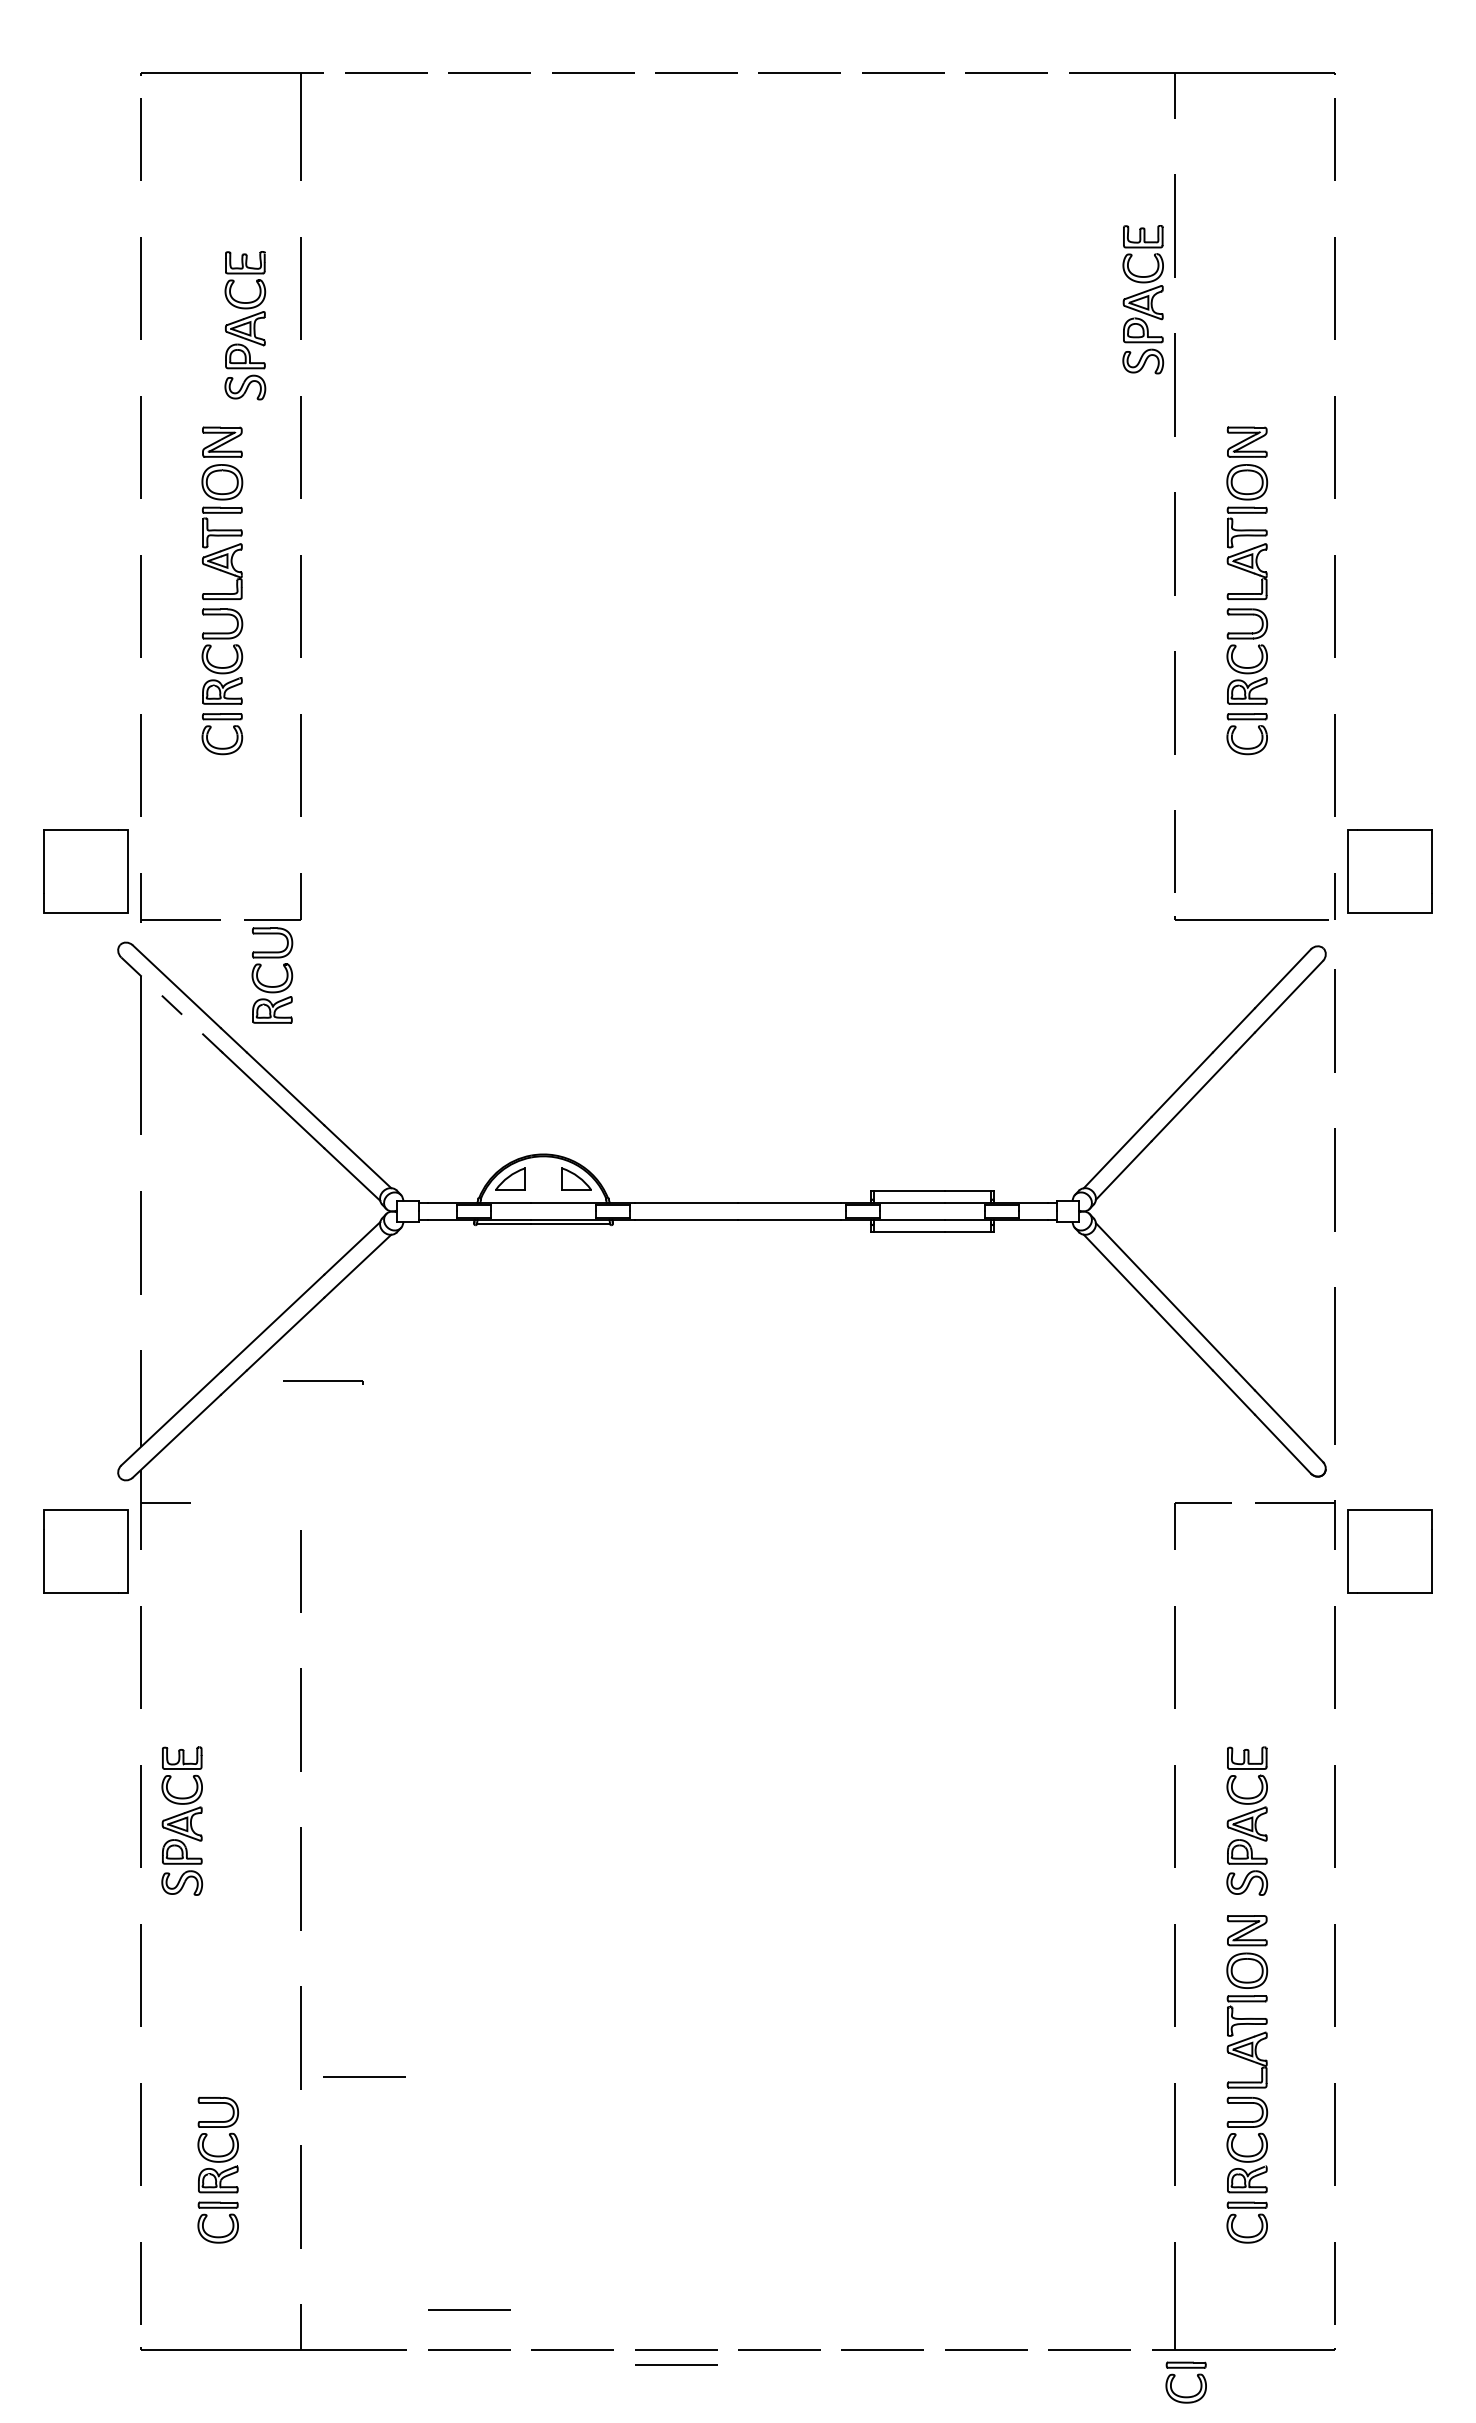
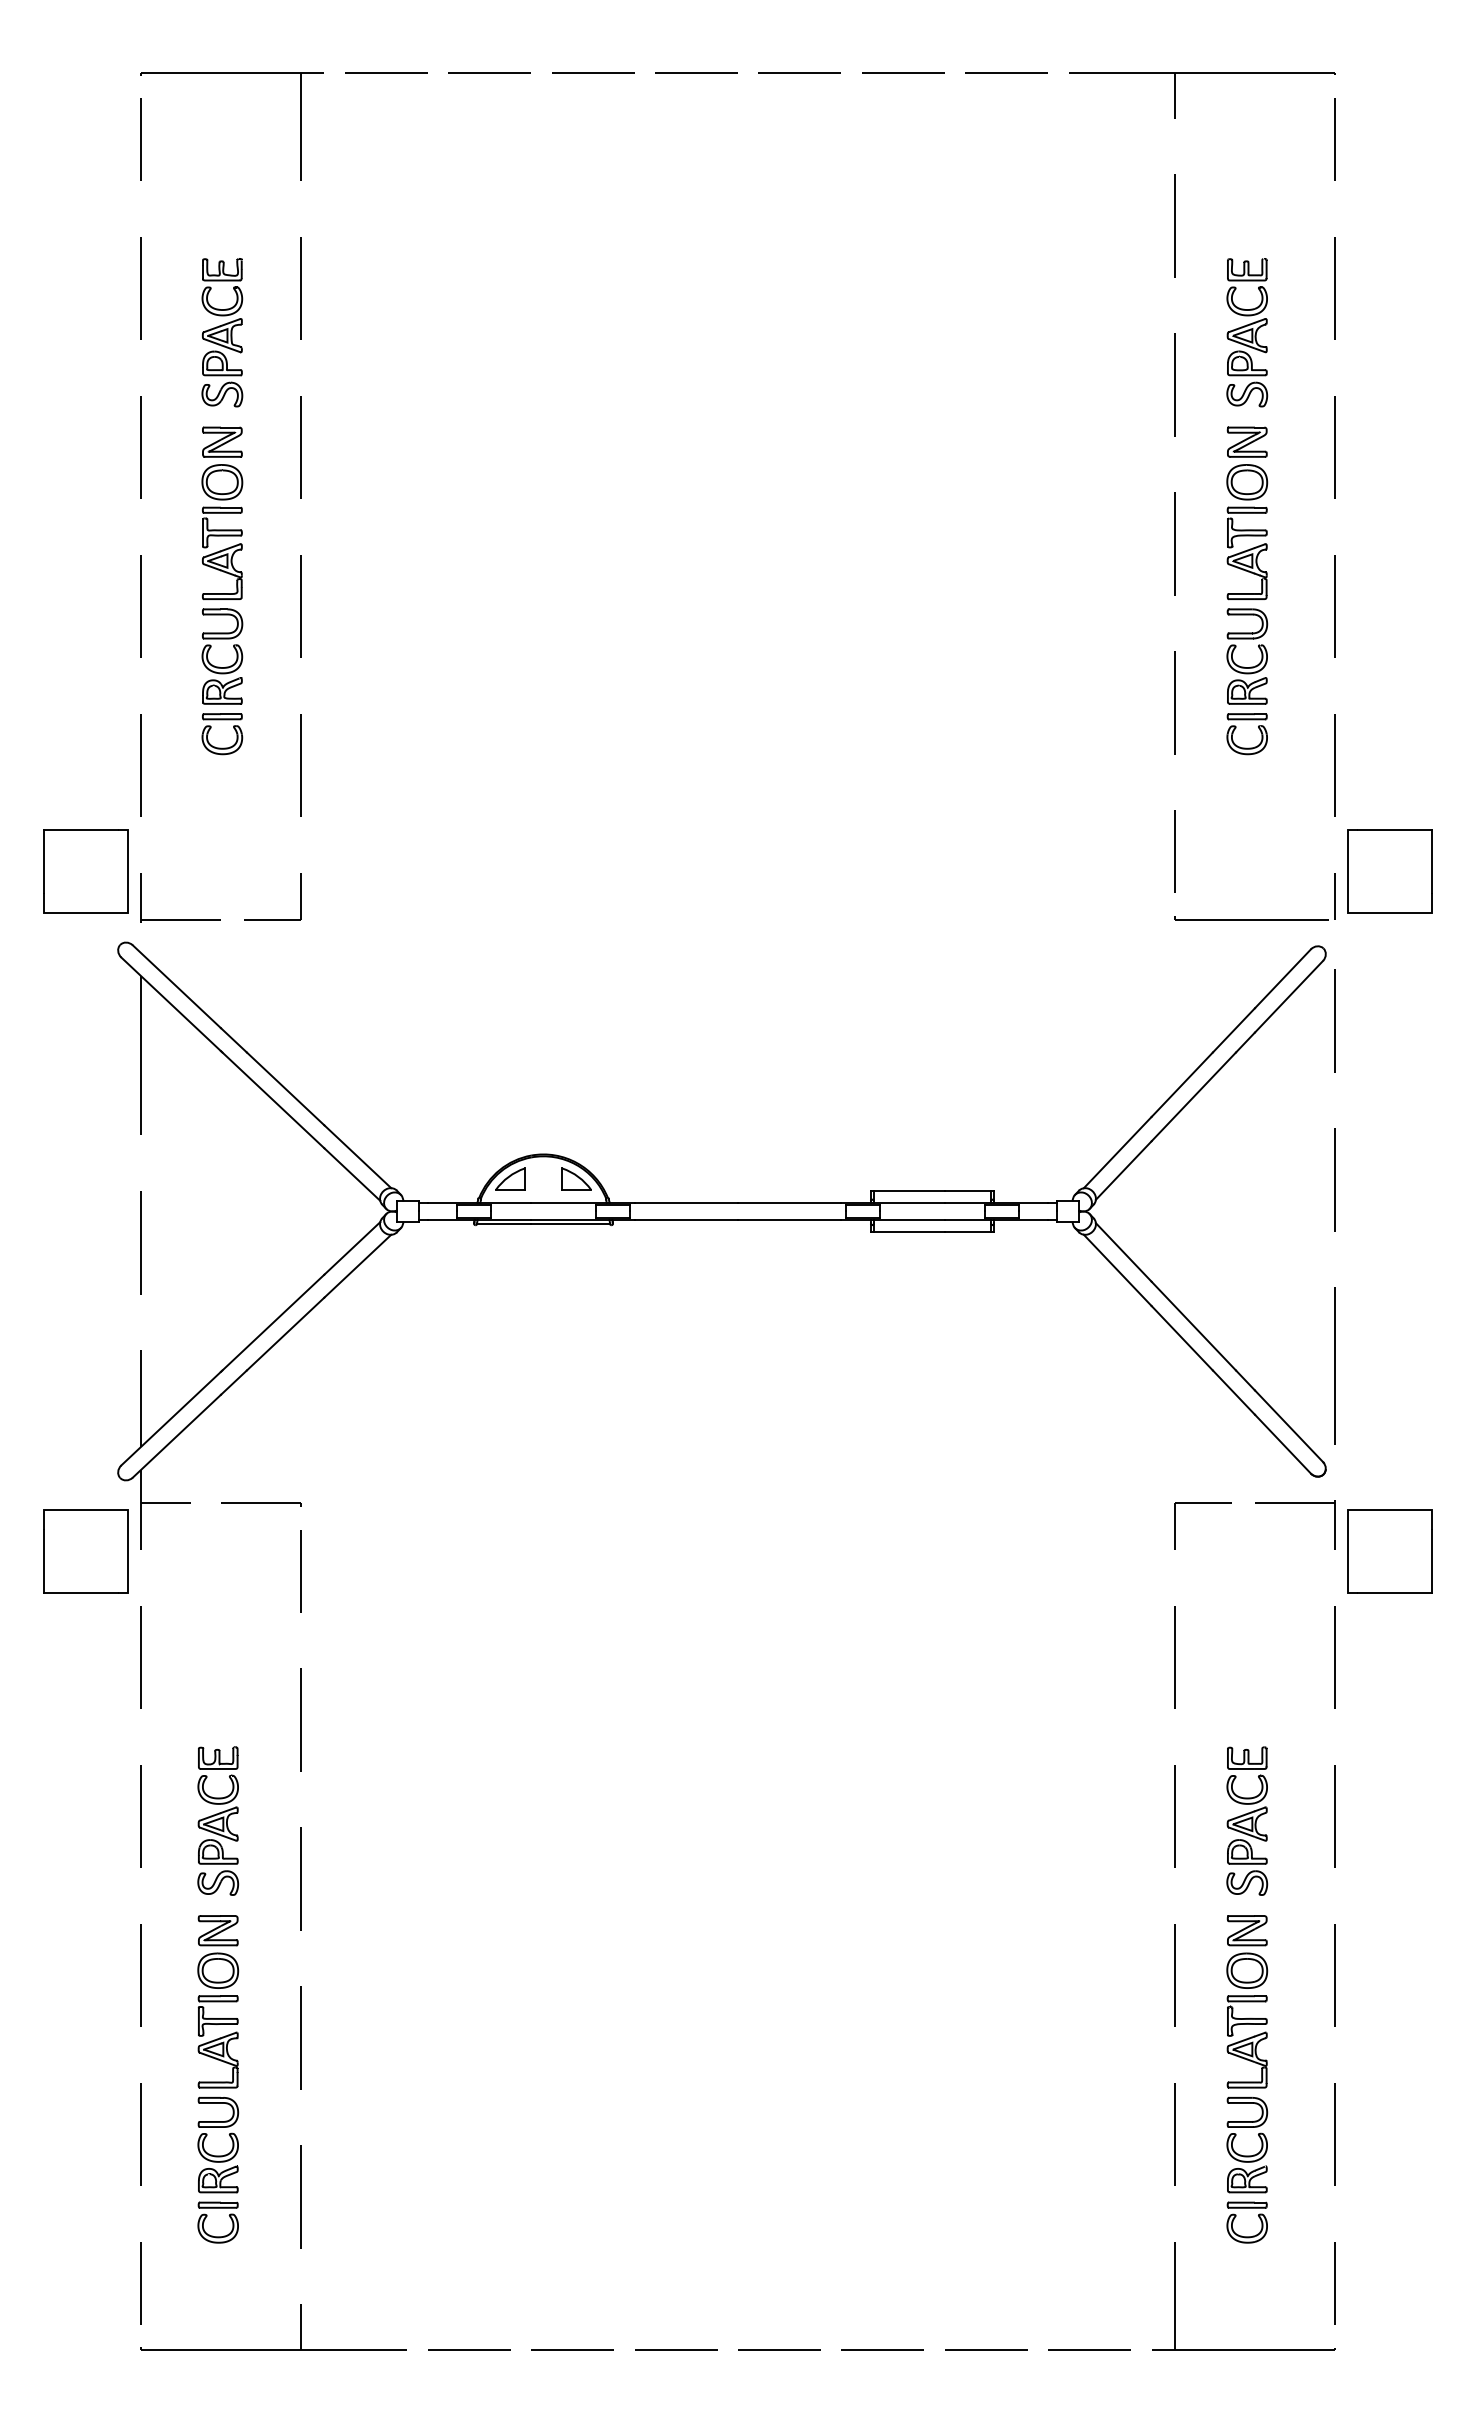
part position: (1143, 299) -> (1247, 332) (1247, 332)
part position: (245, 325) -> (222, 332) (222, 332)
part: present -> none (269, 985)
line: dashed -> solid (171, 1004)
line position: (323, 1381) -> (261, 1503) (261, 1503)
part position: (182, 1820) -> (218, 1820) (218, 1820)
part: none -> present (218, 2001)
line: present -> none (364, 2076)
line: present -> none (469, 2309)
line: present -> none (676, 2364)
part: present -> none (1175, 2376)
